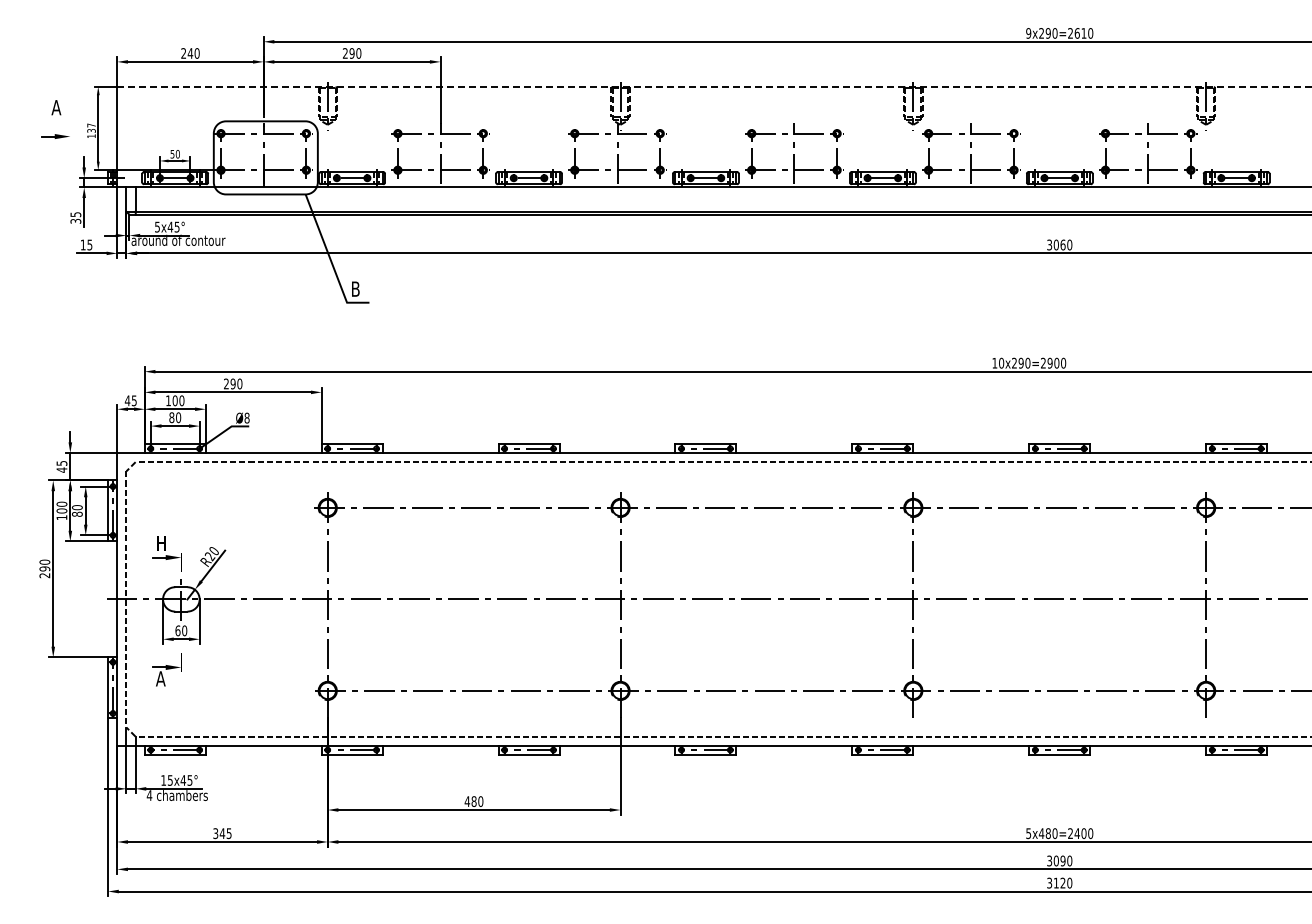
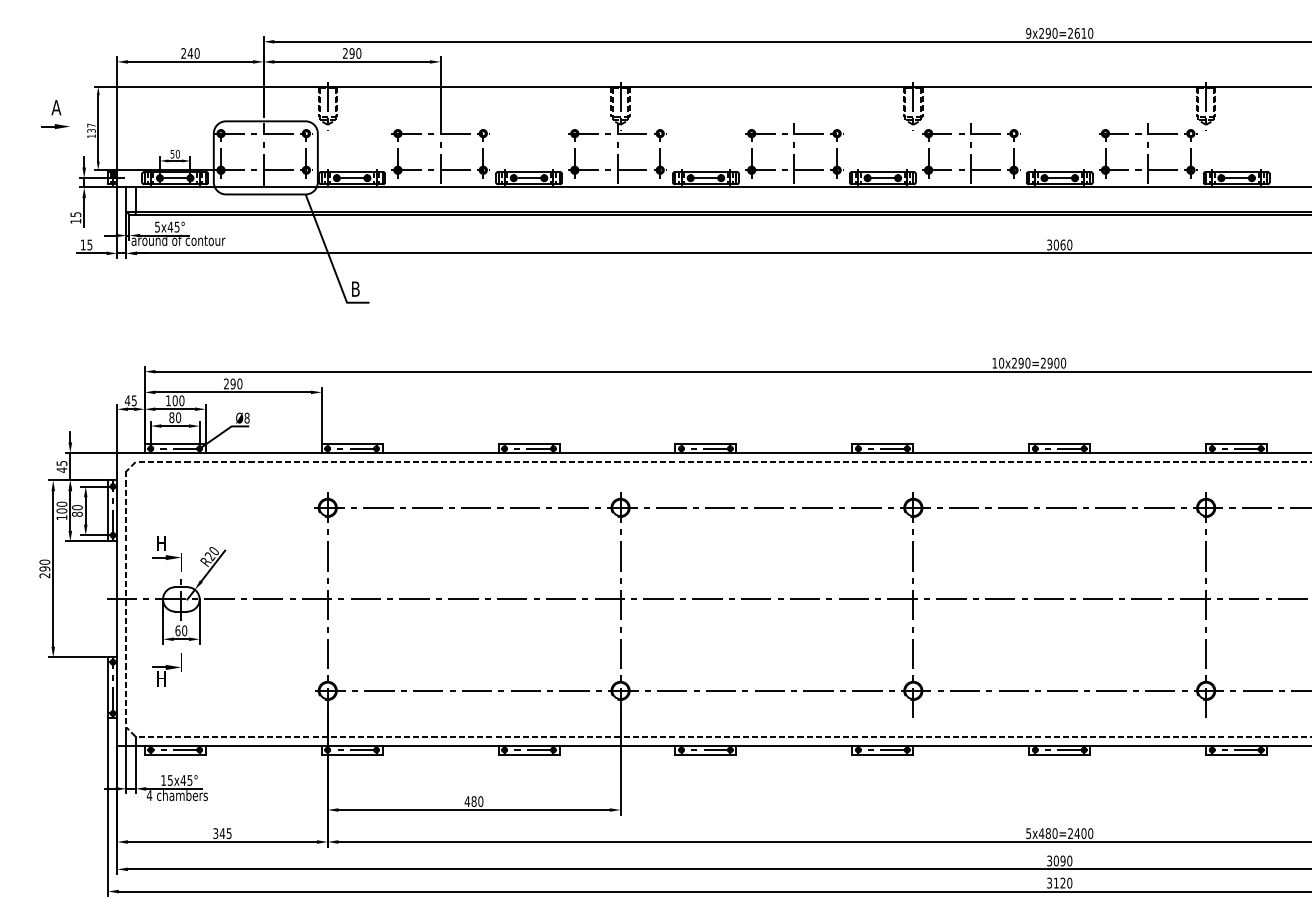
line: dashed -> solid (714, 86)
part position: (55, 136) -> (55, 126) (55, 126)
text: 35 -> 15 (75, 221)
text: A -> H (160, 678)
